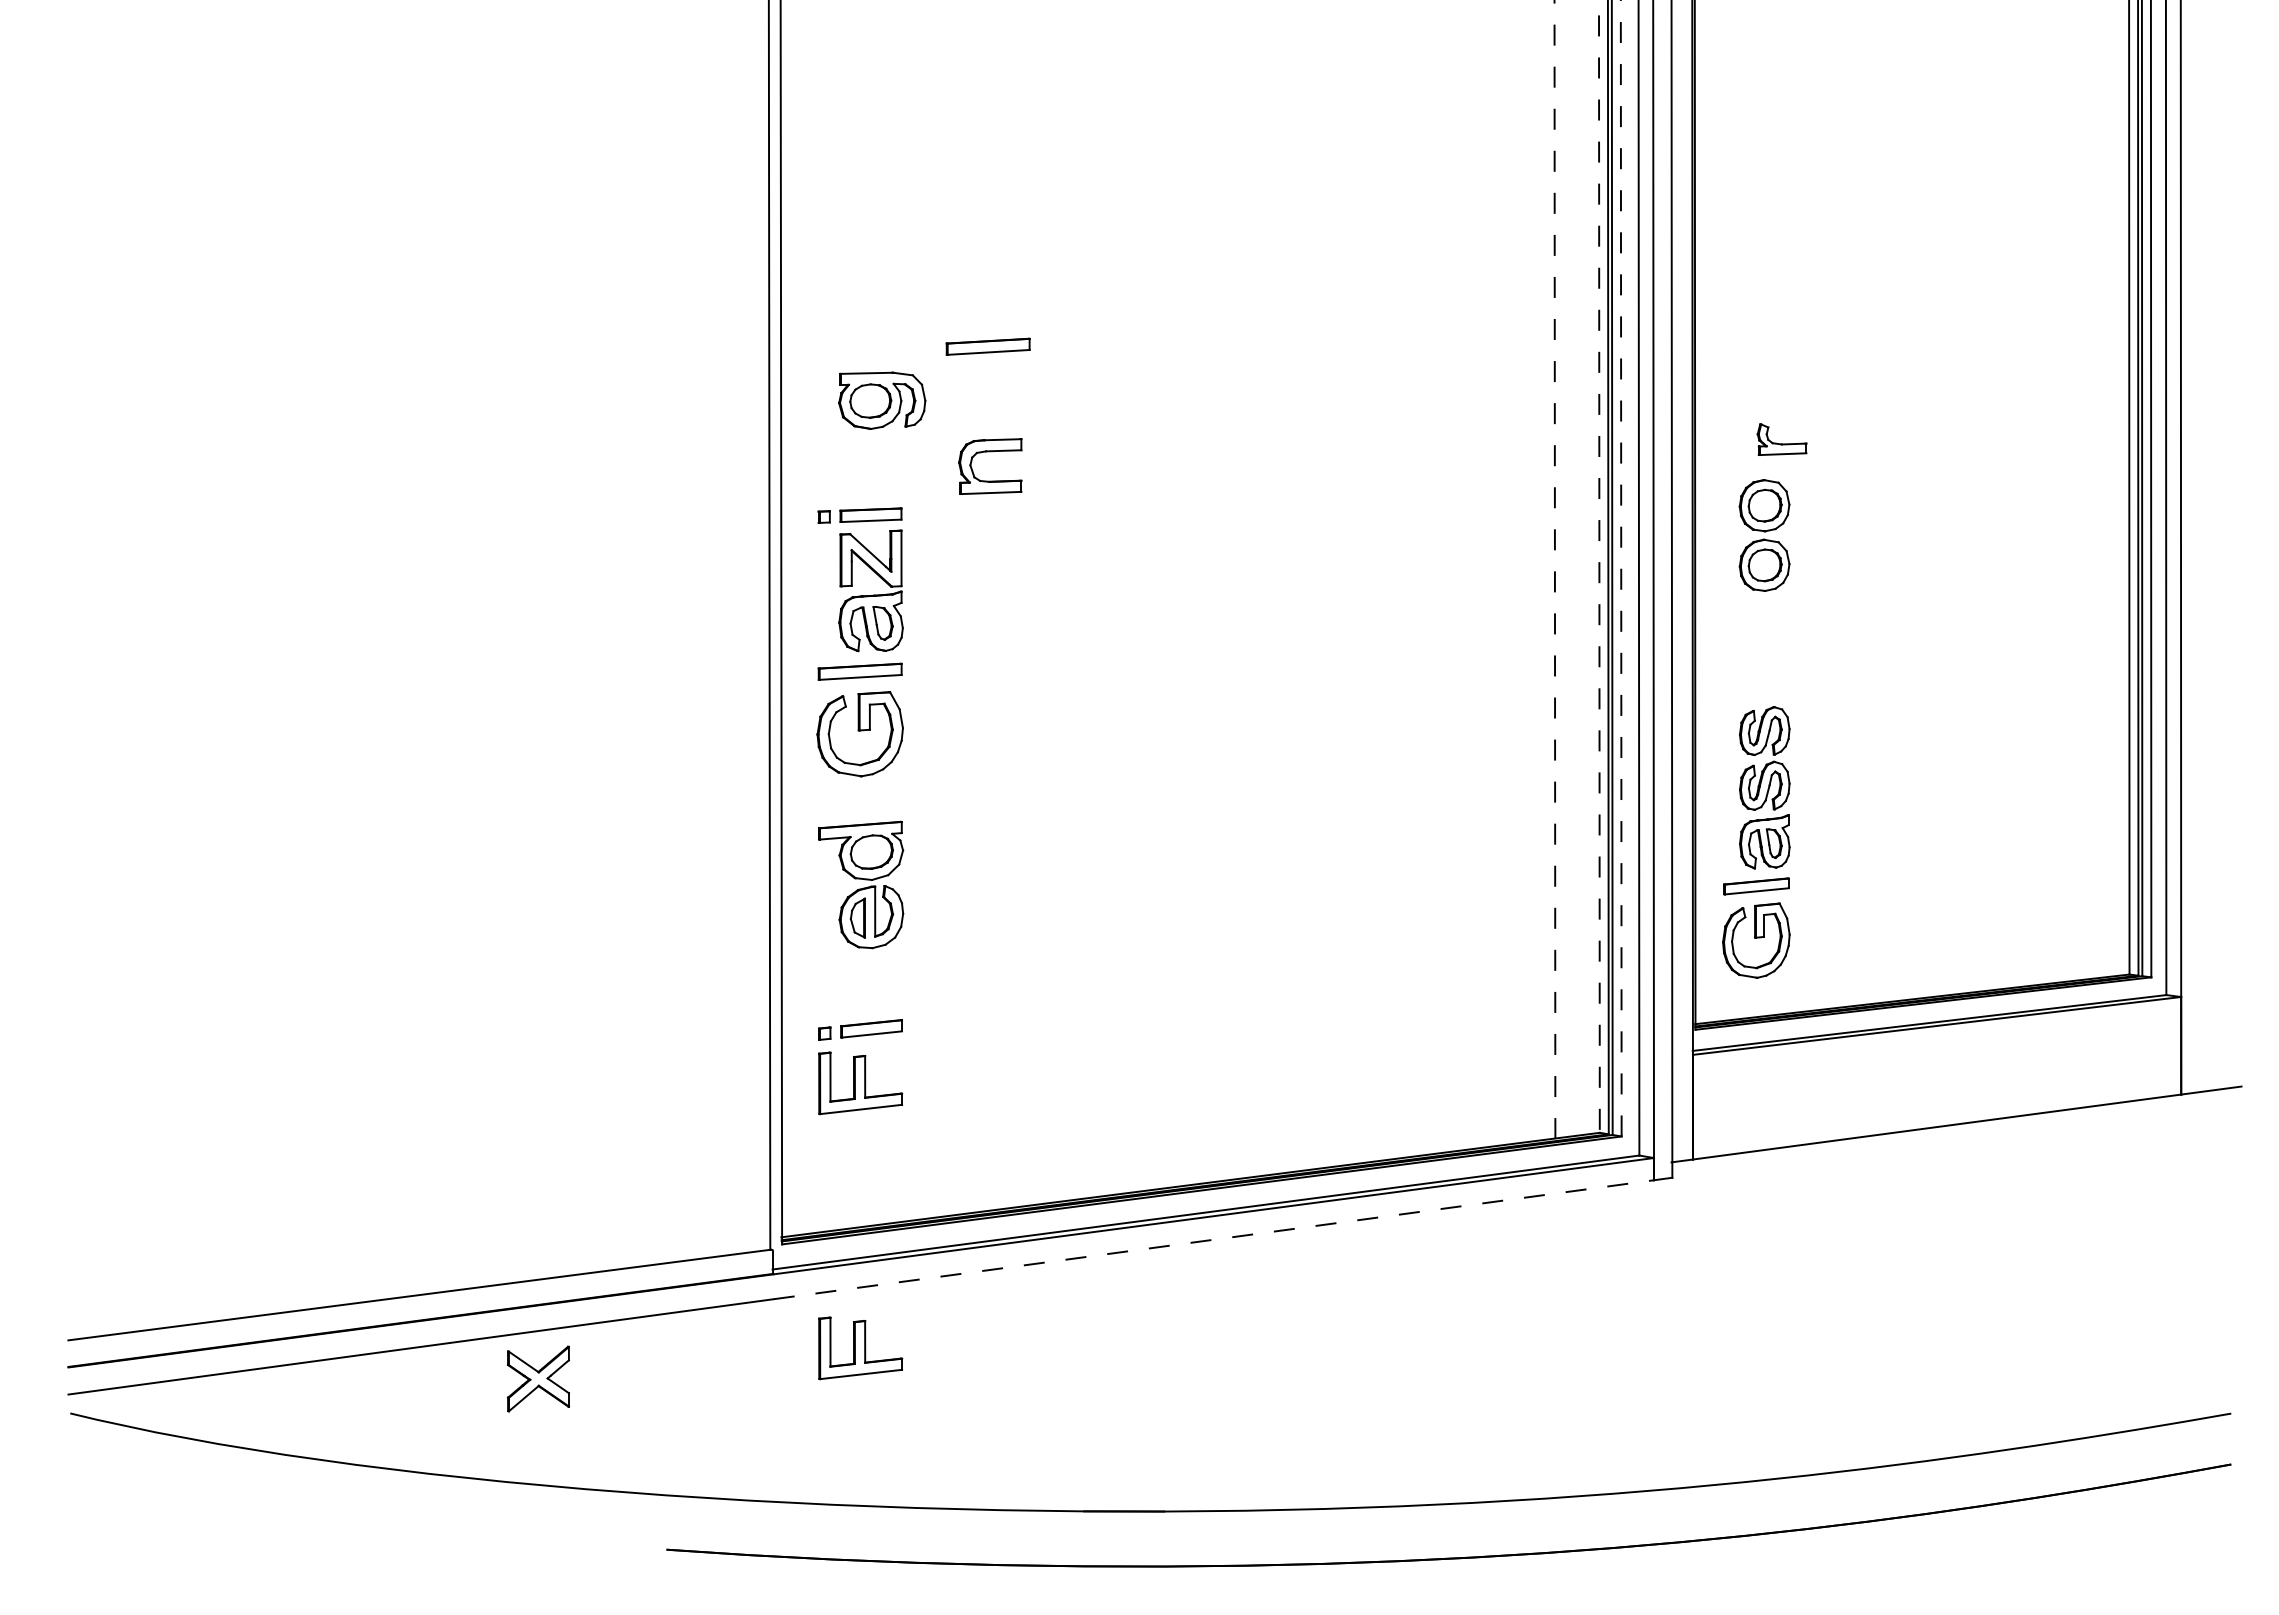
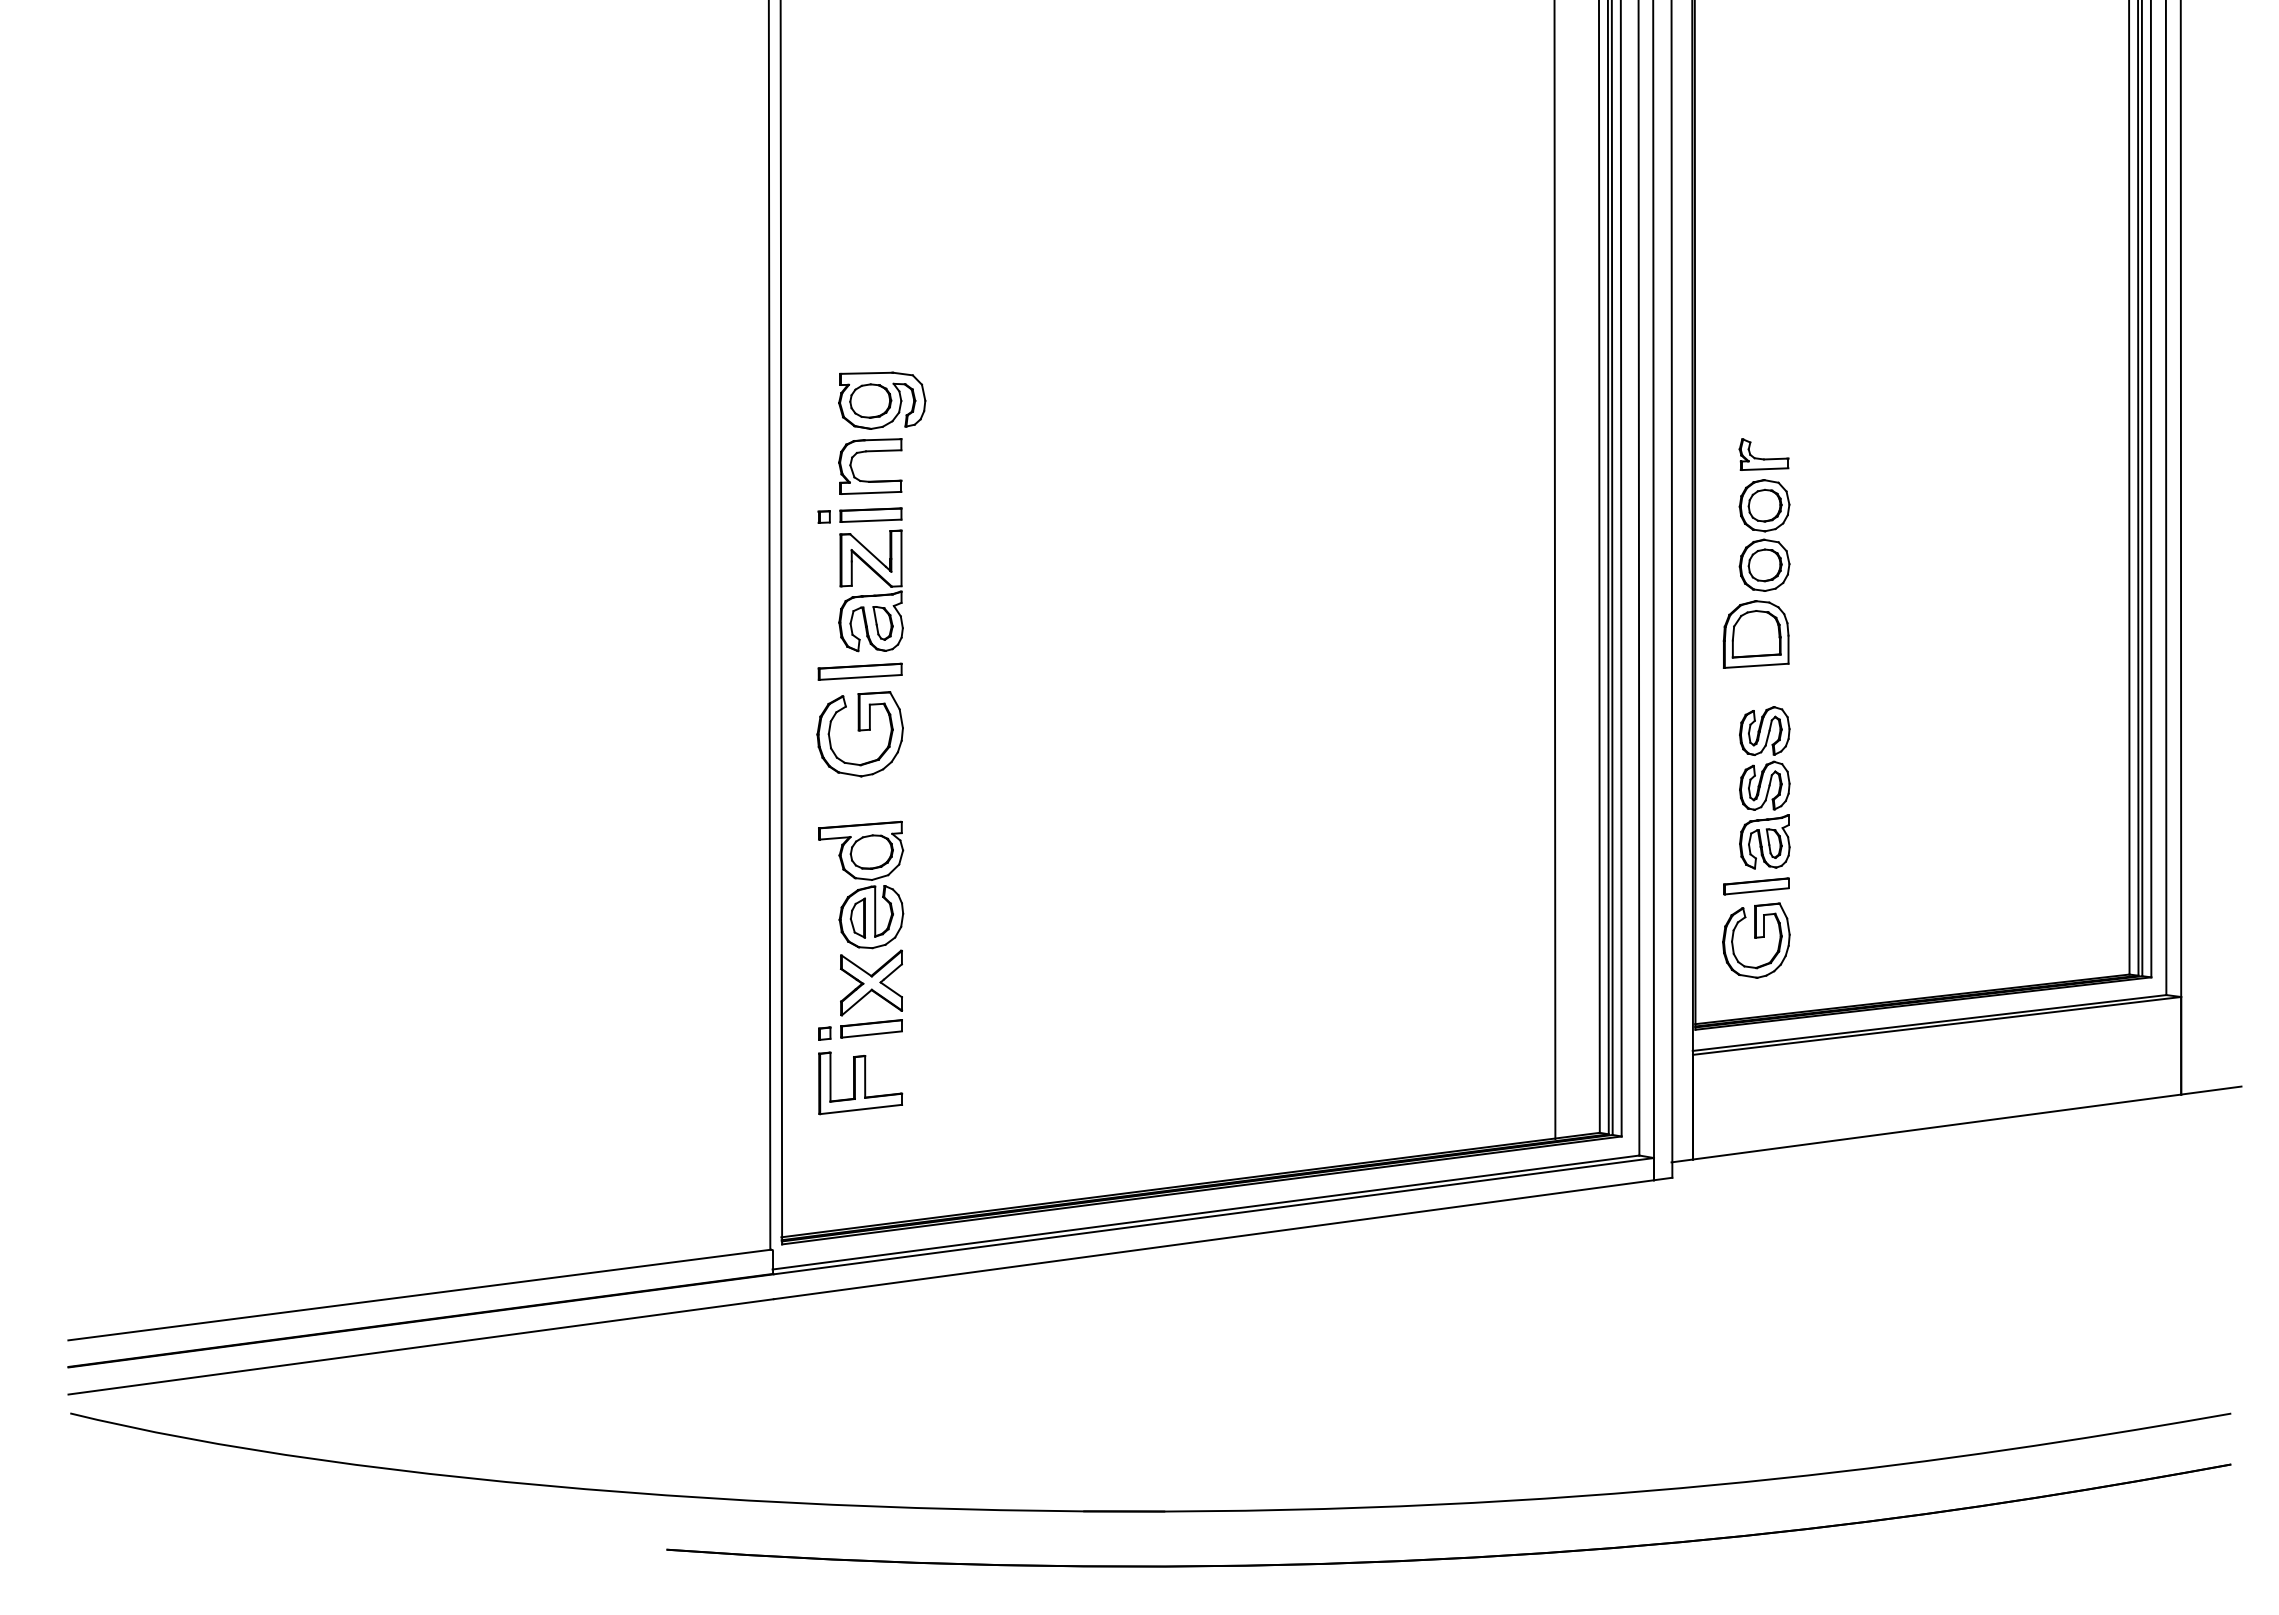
part: present -> none (987, 346)
part position: (1781, 439) -> (1763, 454) (1763, 454)
part position: (990, 452) -> (870, 452) (870, 452)
line: dashed -> solid (1599, 566)
line: dashed -> solid (1621, 568)
line: dashed -> solid (1554, 569)
part: none -> present (1755, 634)
line: dashed -> solid (1214, 1239)
part: present -> none (860, 1348)
part position: (538, 1378) -> (871, 982) (871, 982)
